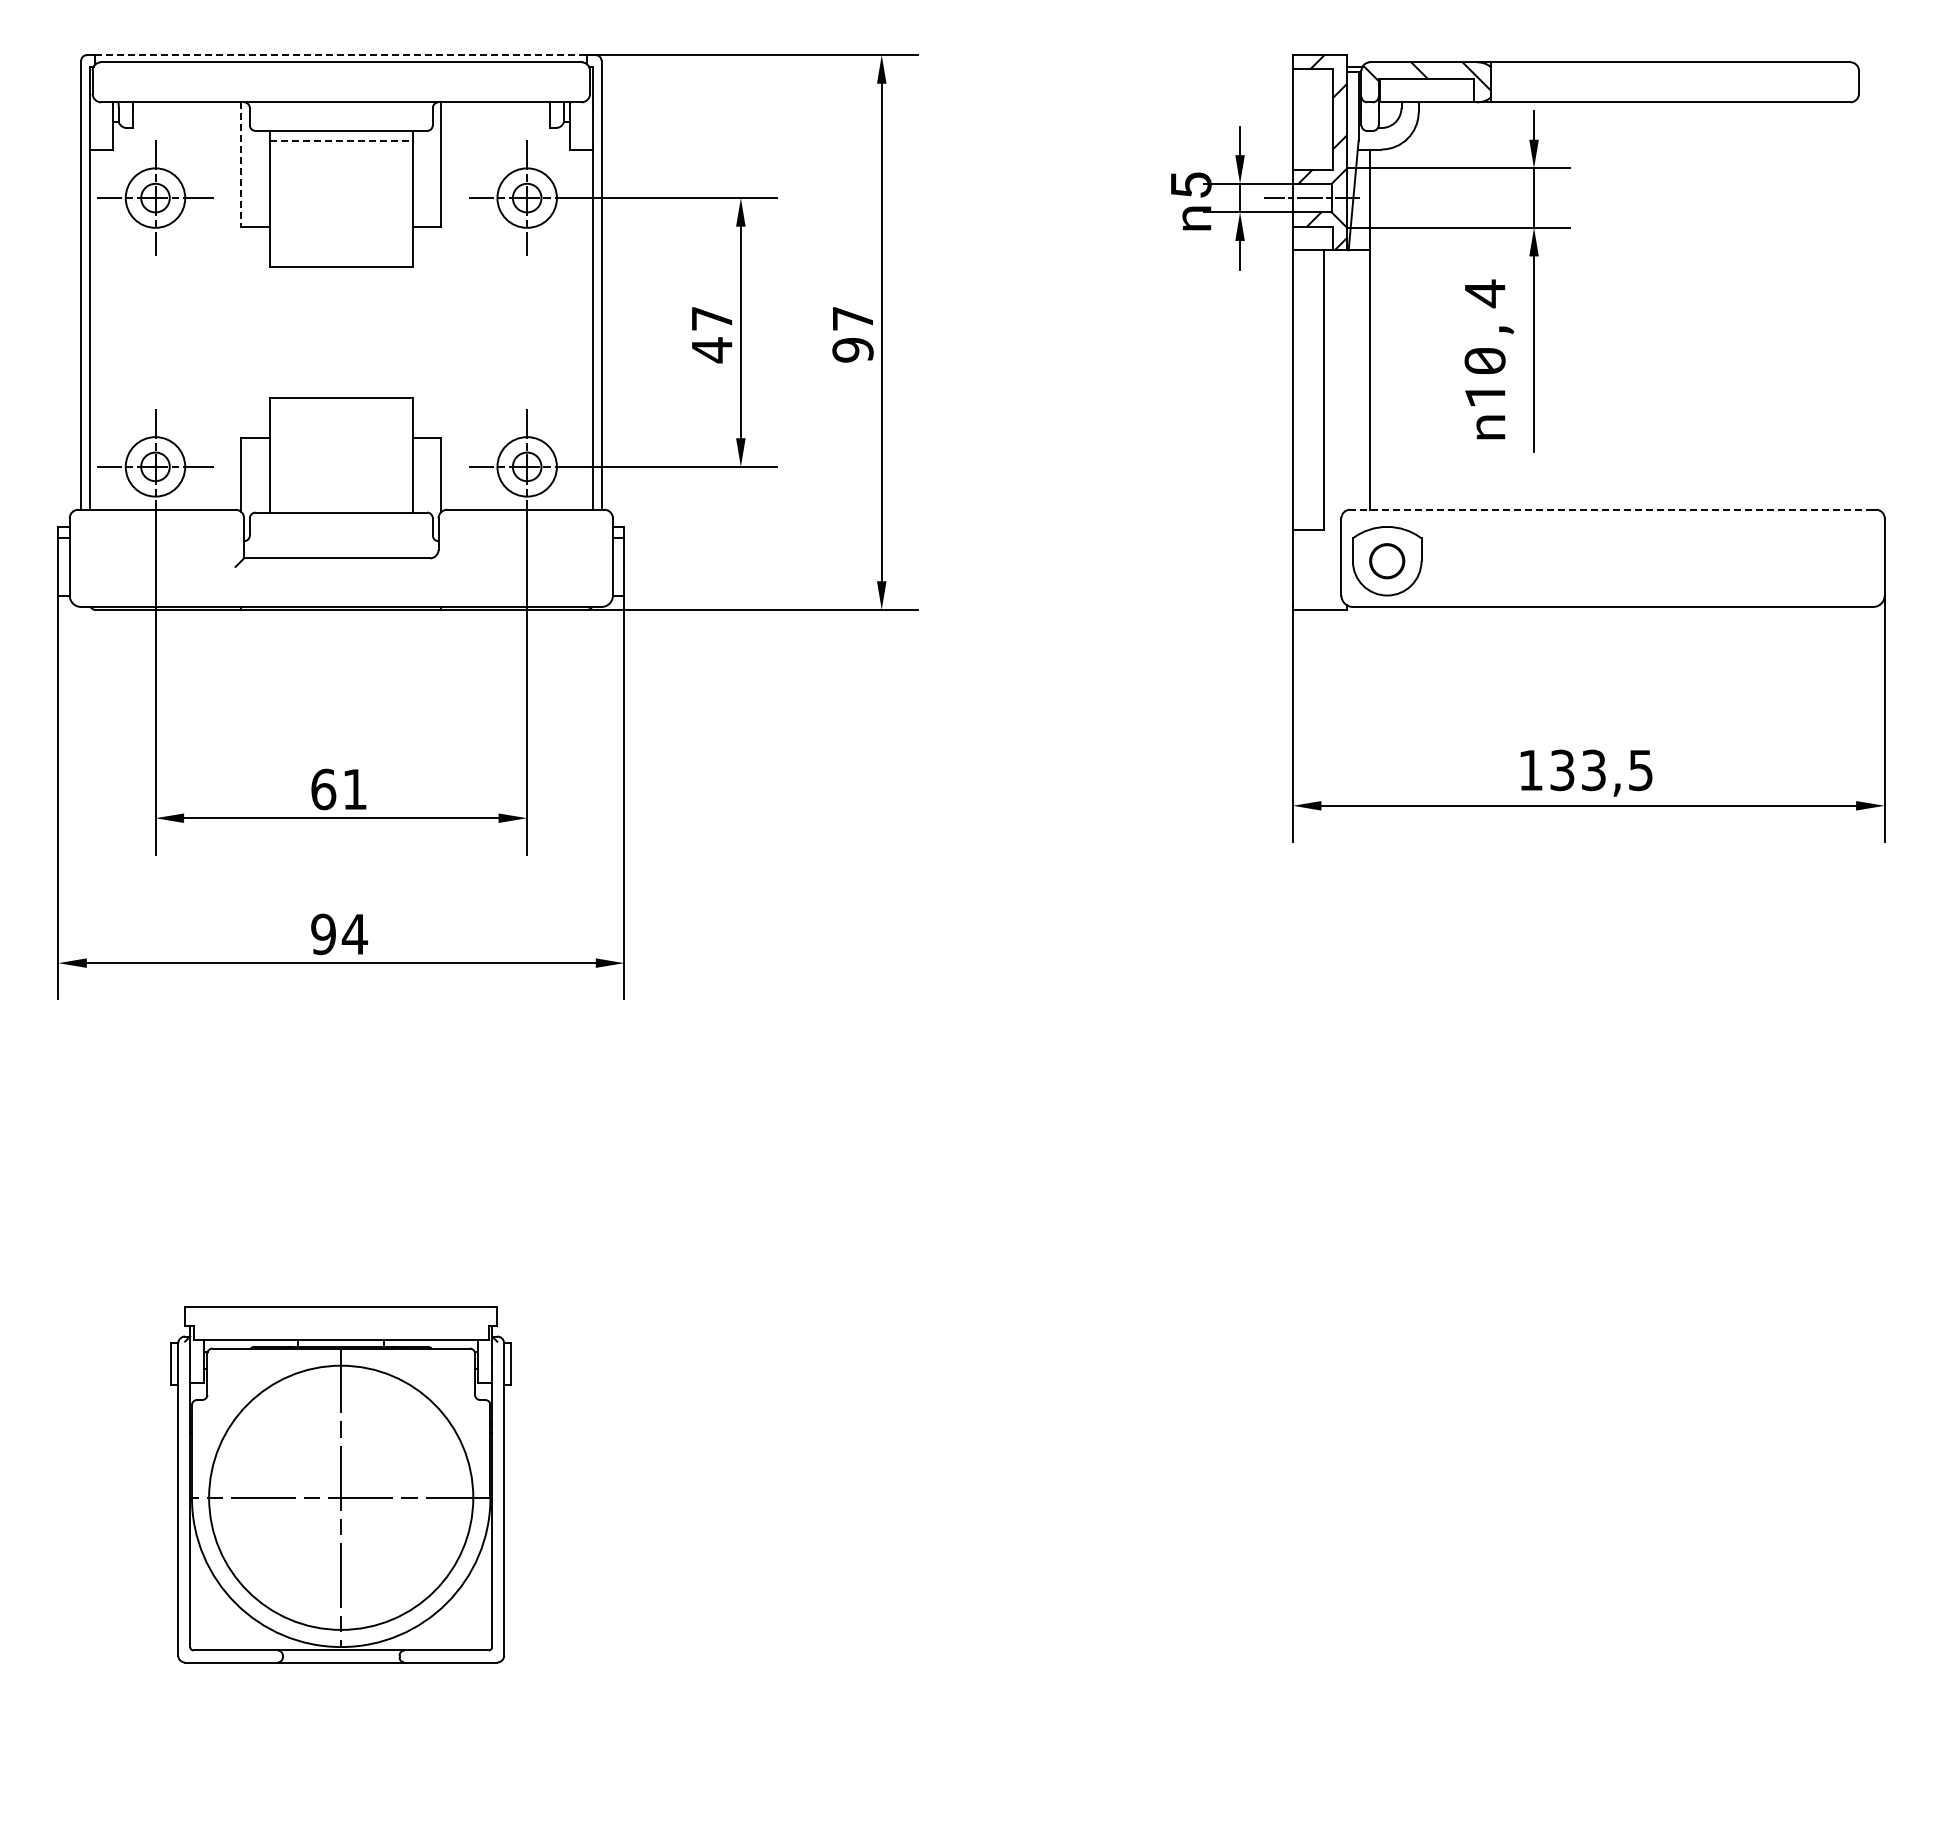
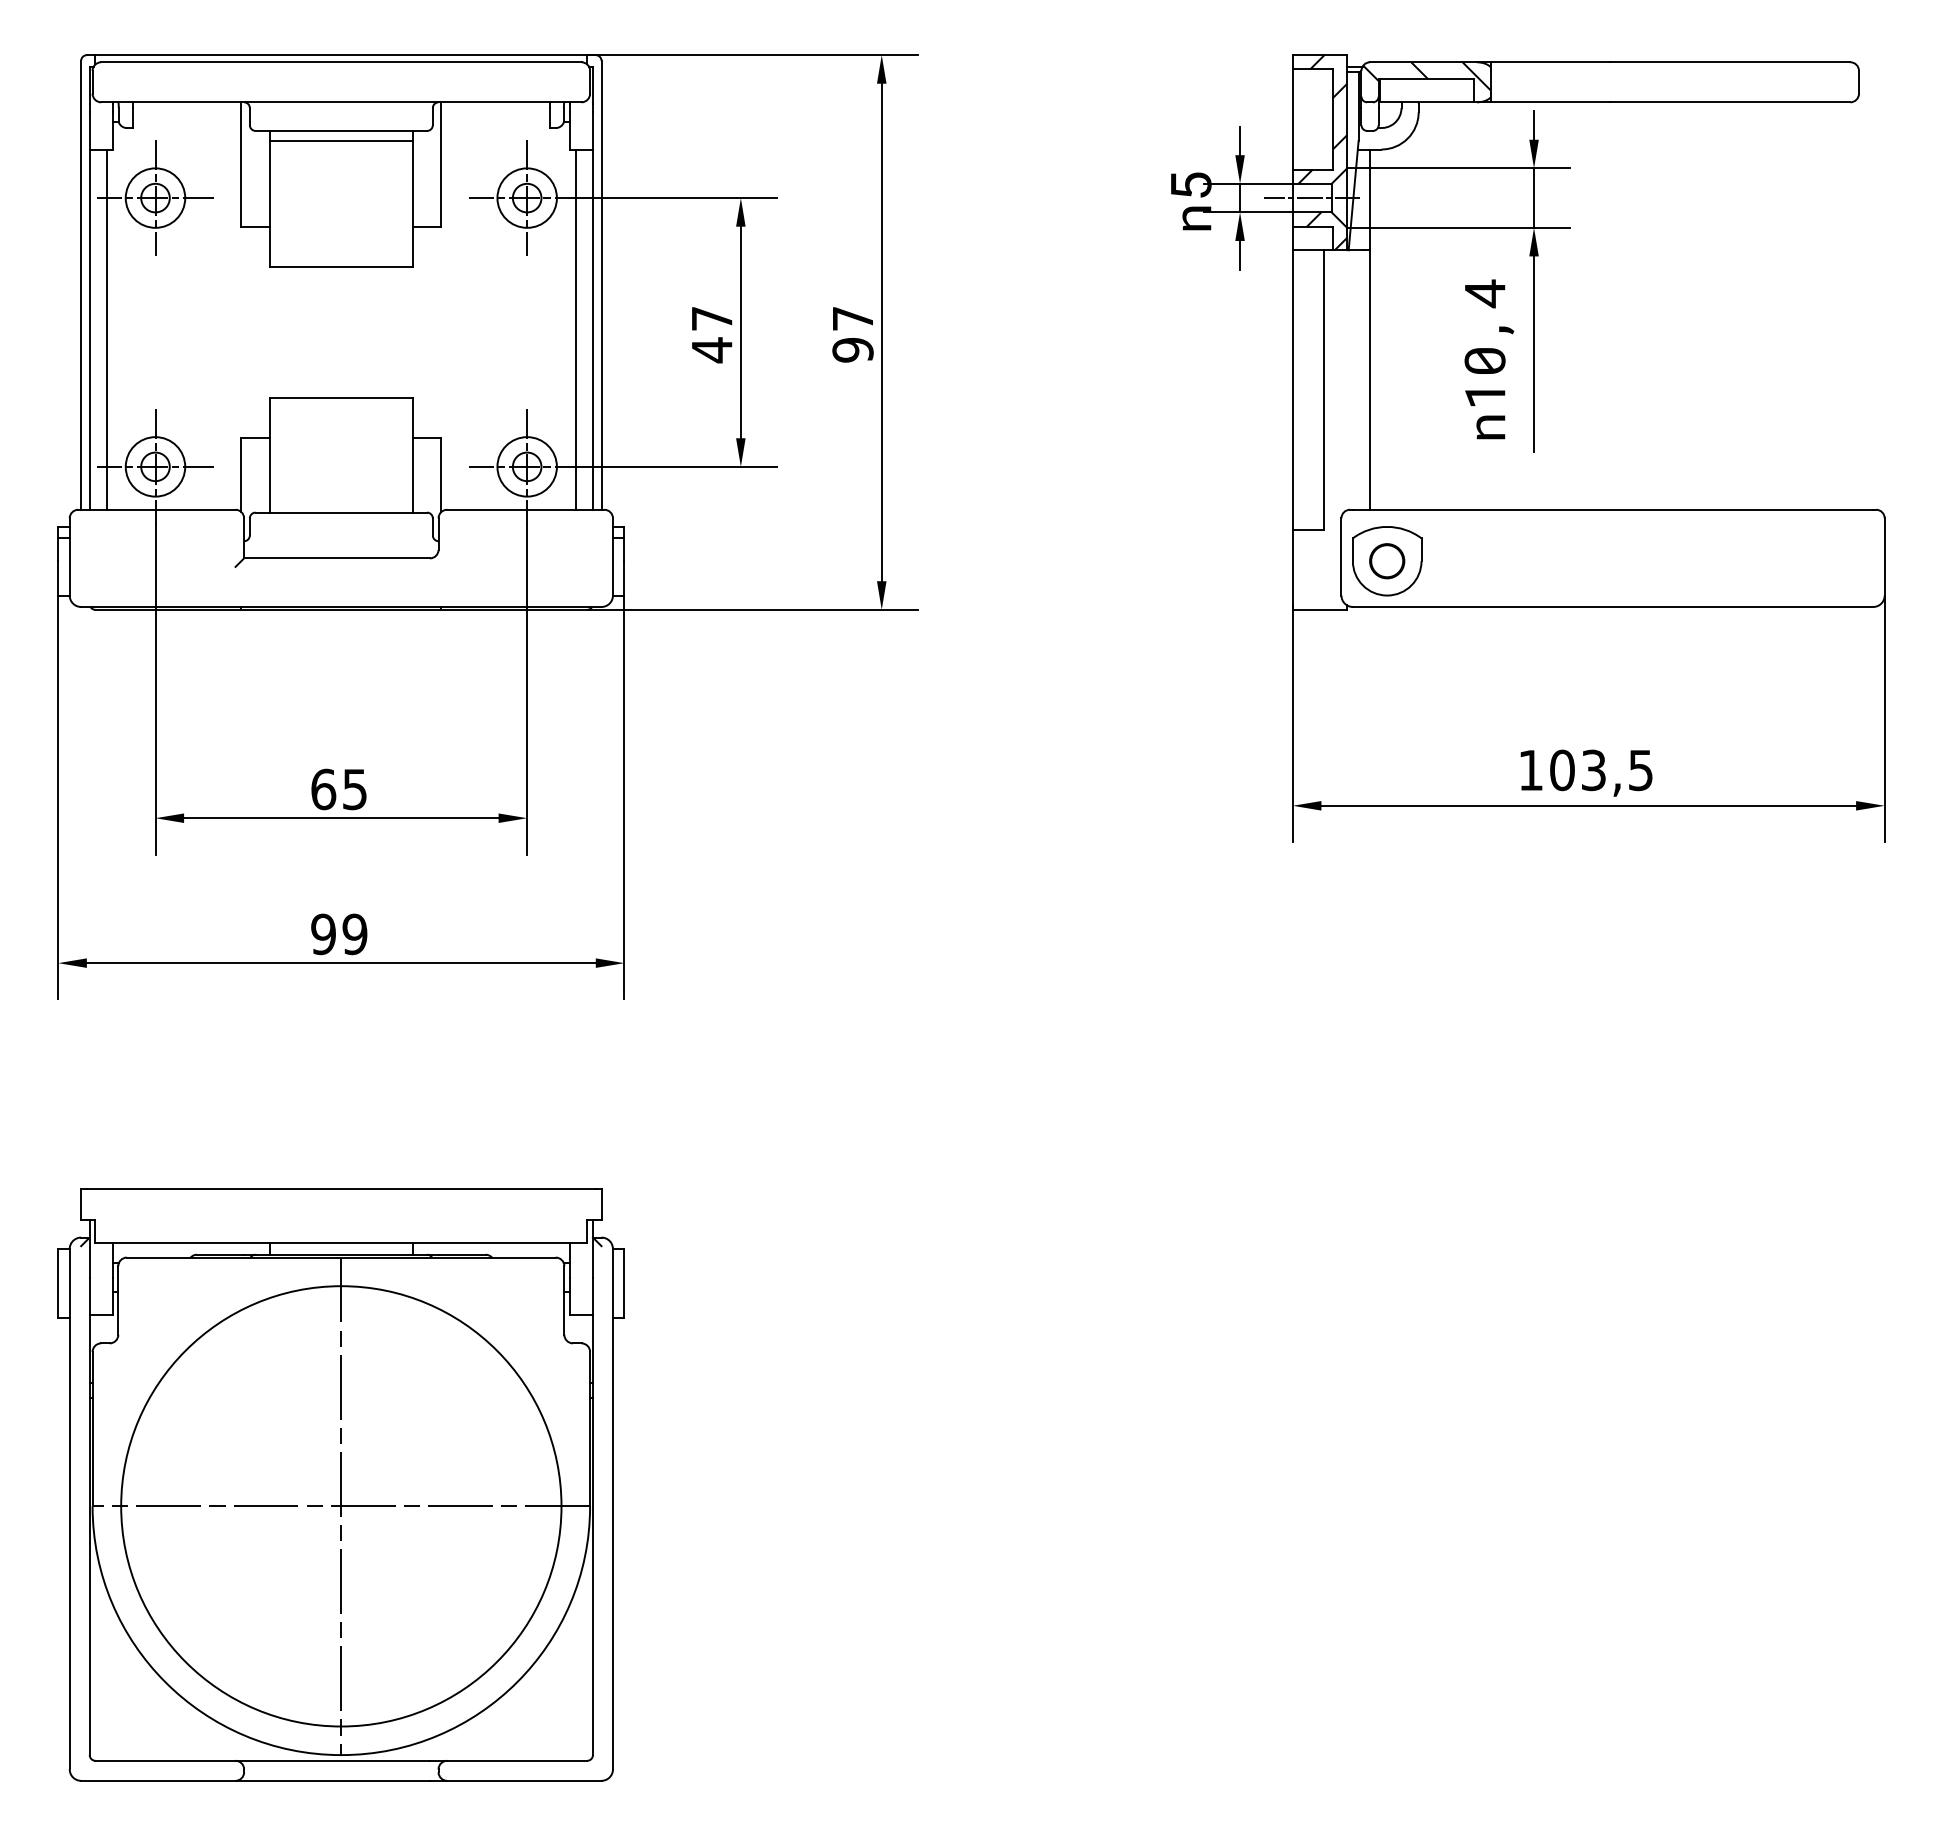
line: dashed -> solid (341, 55)
line: dashed -> solid (341, 140)
line: dashed -> solid (241, 165)
line: none -> present (106, 329)
line: none -> present (575, 329)
line: dashed -> solid (1612, 509)
text: 133,5 -> 103,5 (1562, 770)
text: 61 -> 65 (354, 789)
text: 94 -> 99 (354, 934)
part size: 342x358 px -> 568x594 px (340, 1484)
